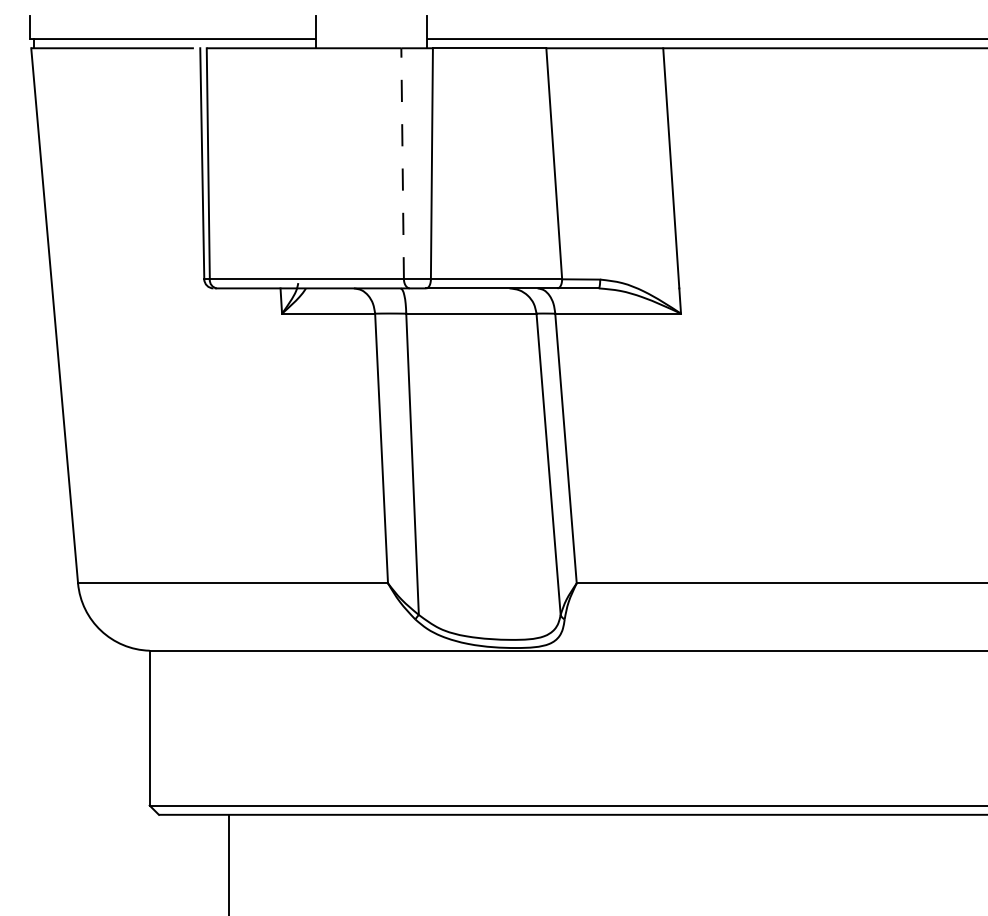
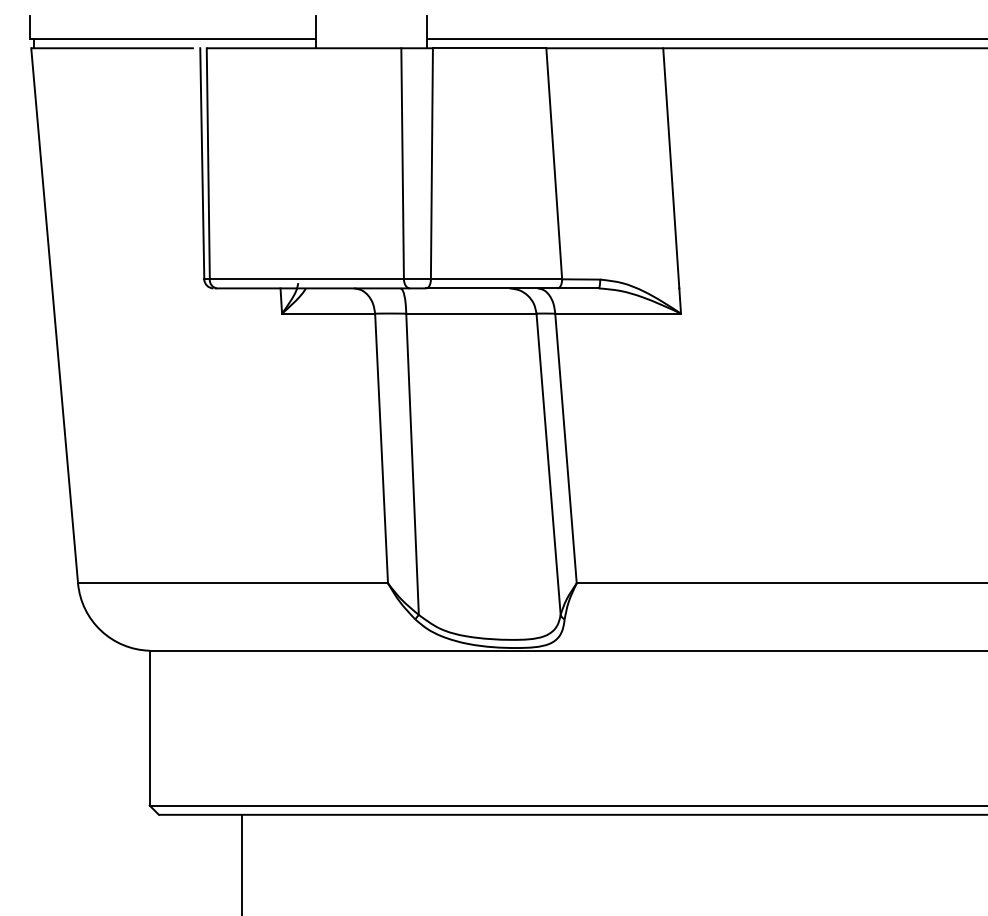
line: dashed -> solid (402, 163)
line position: (229, 863) -> (242, 863) (242, 863)
